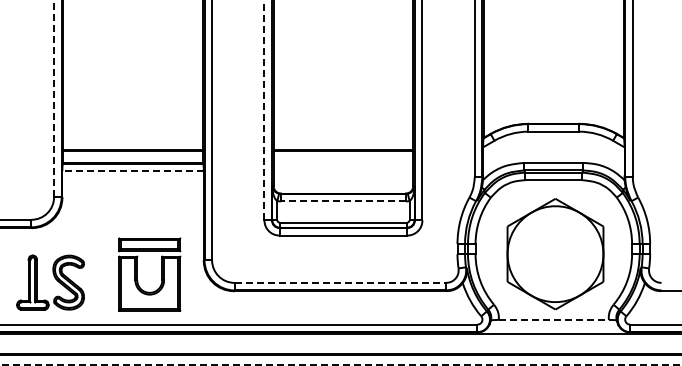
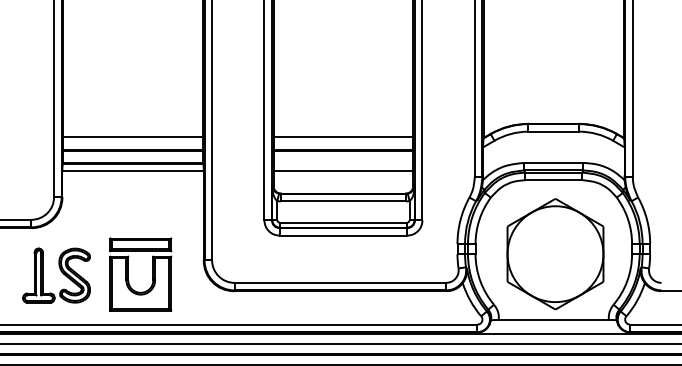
line: dashed -> solid (54, 98)
line: dashed -> solid (264, 110)
line: none -> present (132, 137)
line: none -> present (343, 137)
line: none -> present (343, 170)
line: dashed -> solid (133, 171)
line: dashed -> solid (343, 201)
part position: (137, 274) -> (128, 274) (128, 274)
part position: (50, 282) -> (56, 275) (56, 275)
line: dashed -> solid (340, 282)
line: dashed -> solid (554, 319)
line: none -> present (340, 344)
line: dashed -> solid (340, 365)
